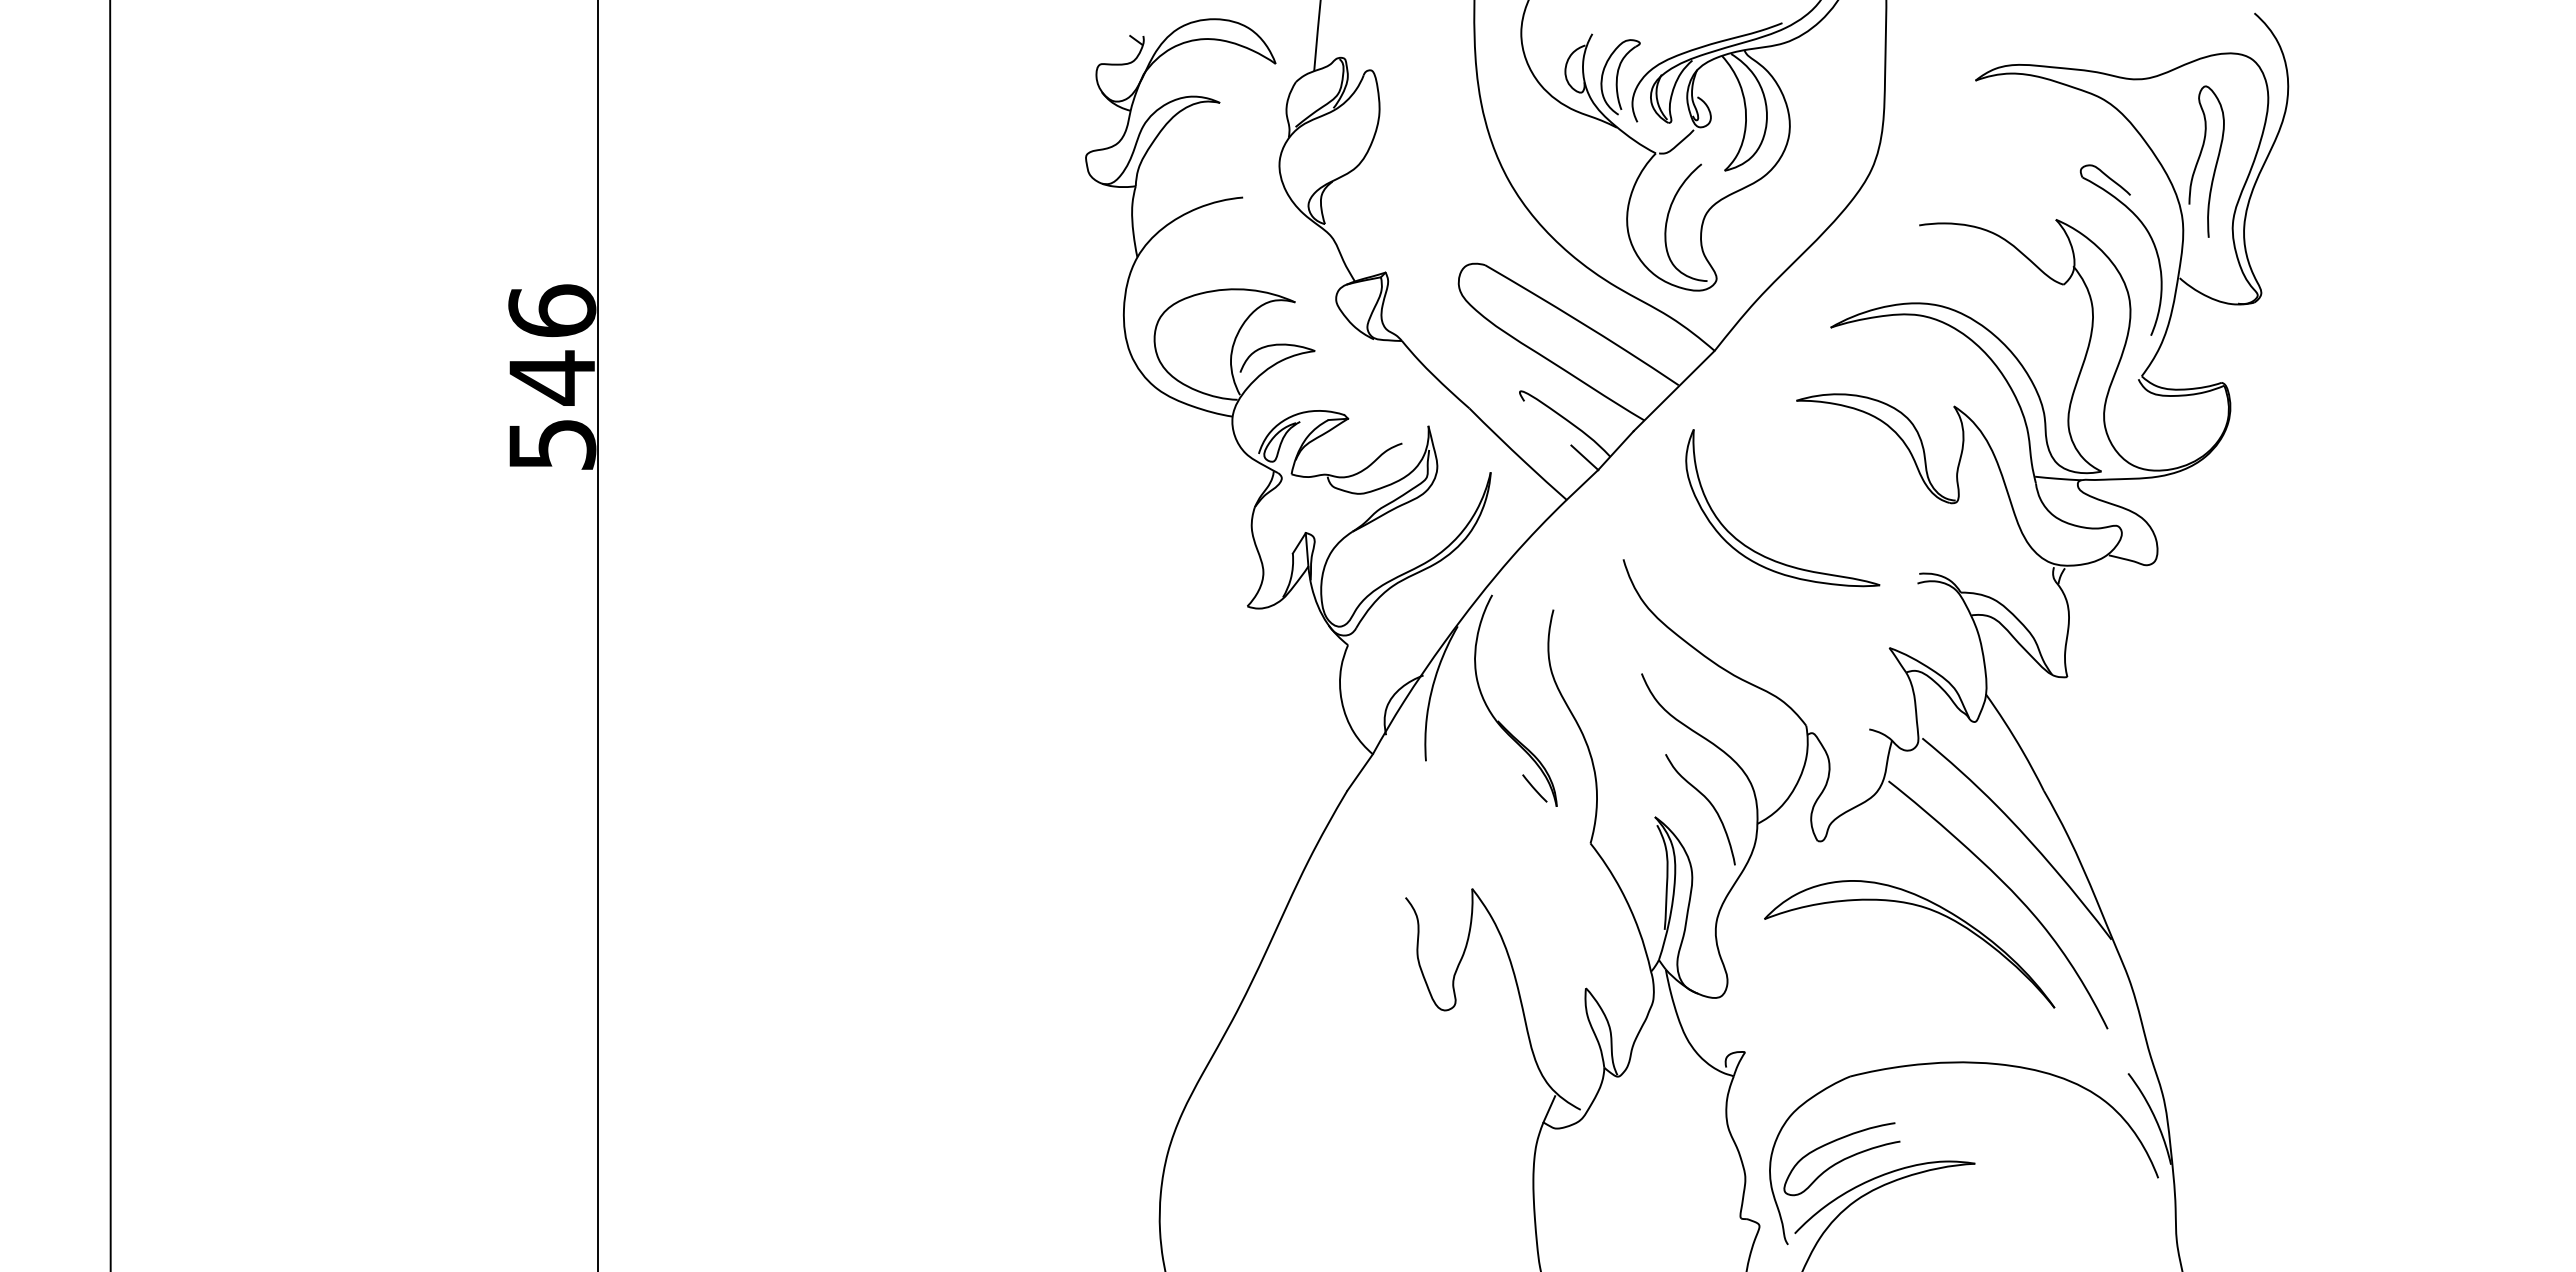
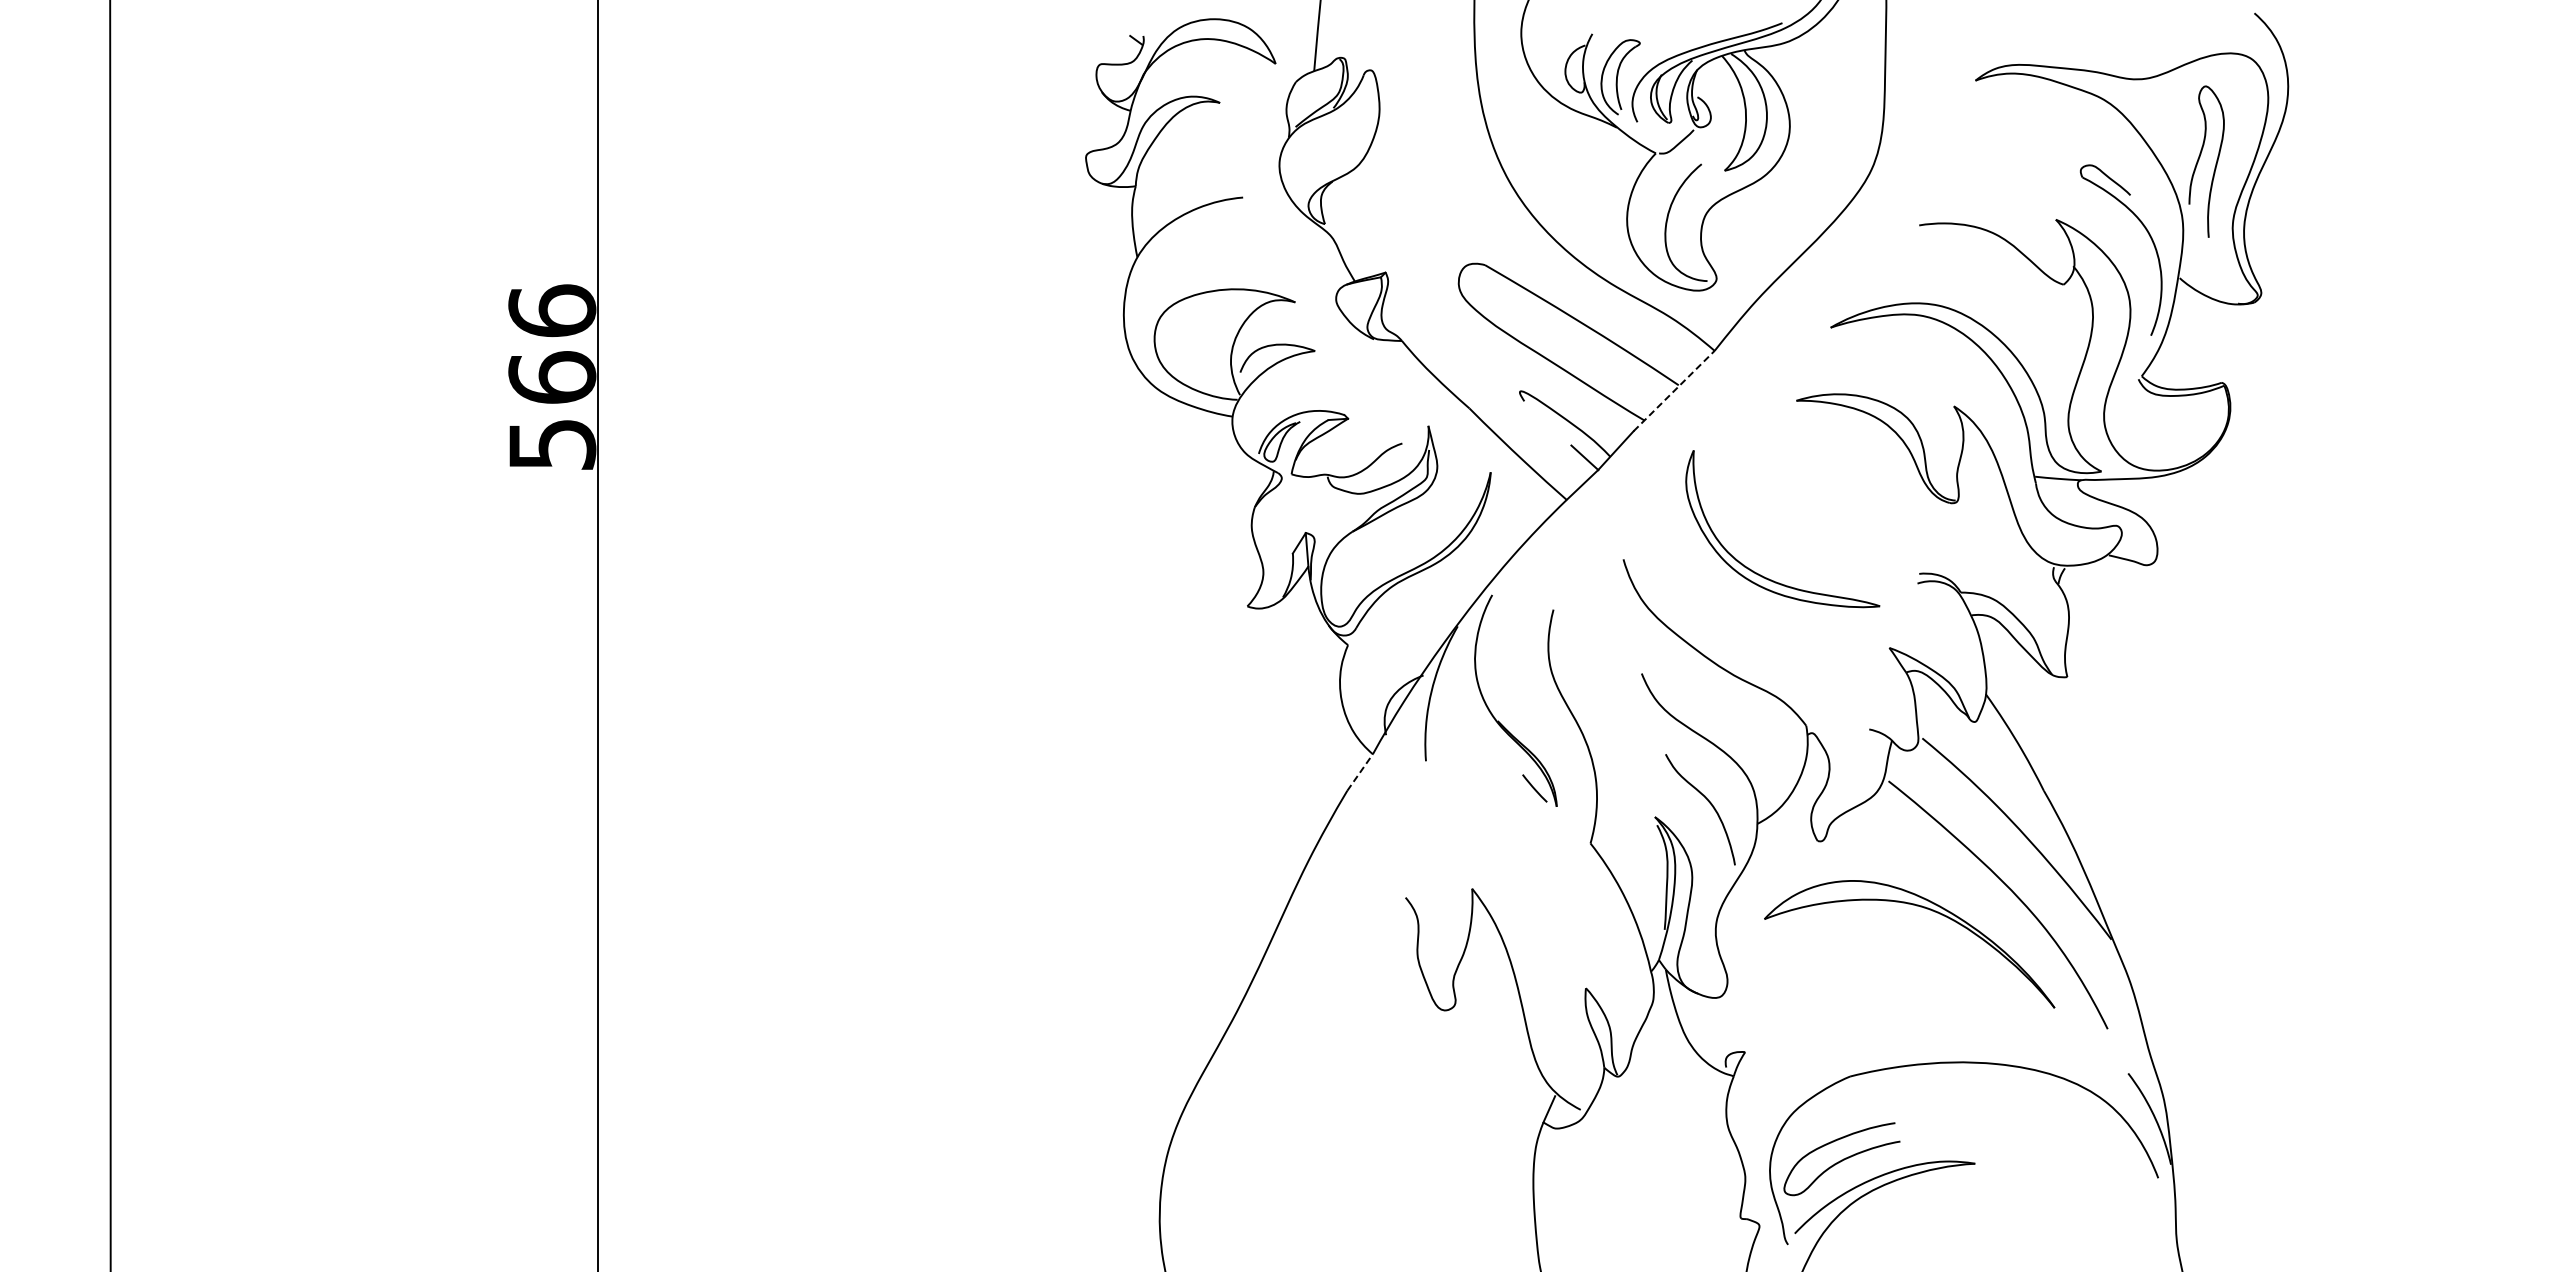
text: 546 -> 566 (552, 377)
line: solid -> dashed (1674, 390)
part position: (1760, 553) -> (1760, 574) (1760, 574)
line: solid -> dashed (1360, 772)
